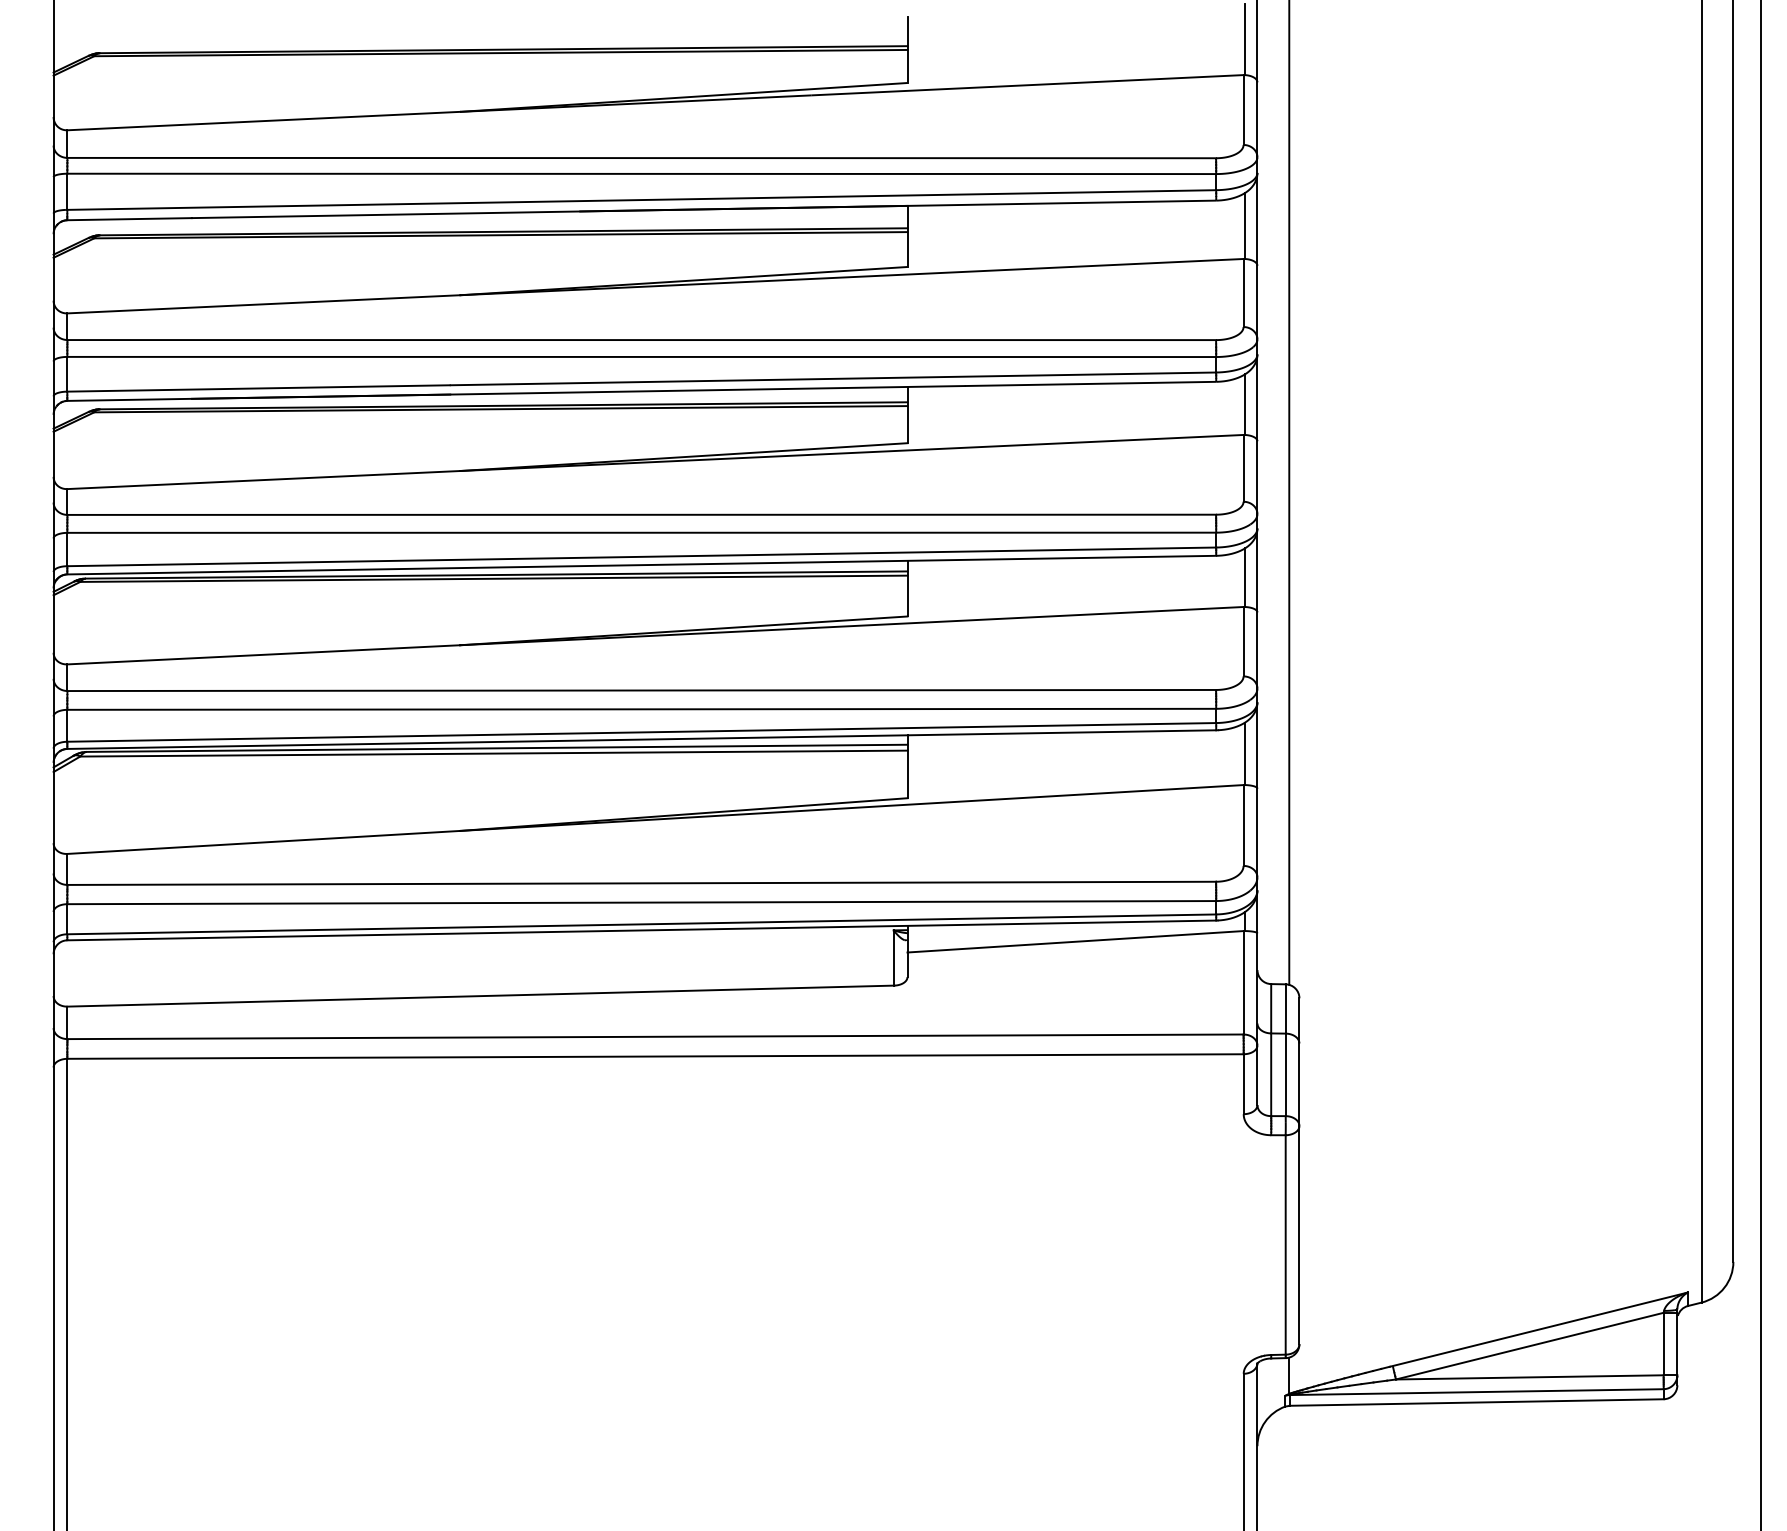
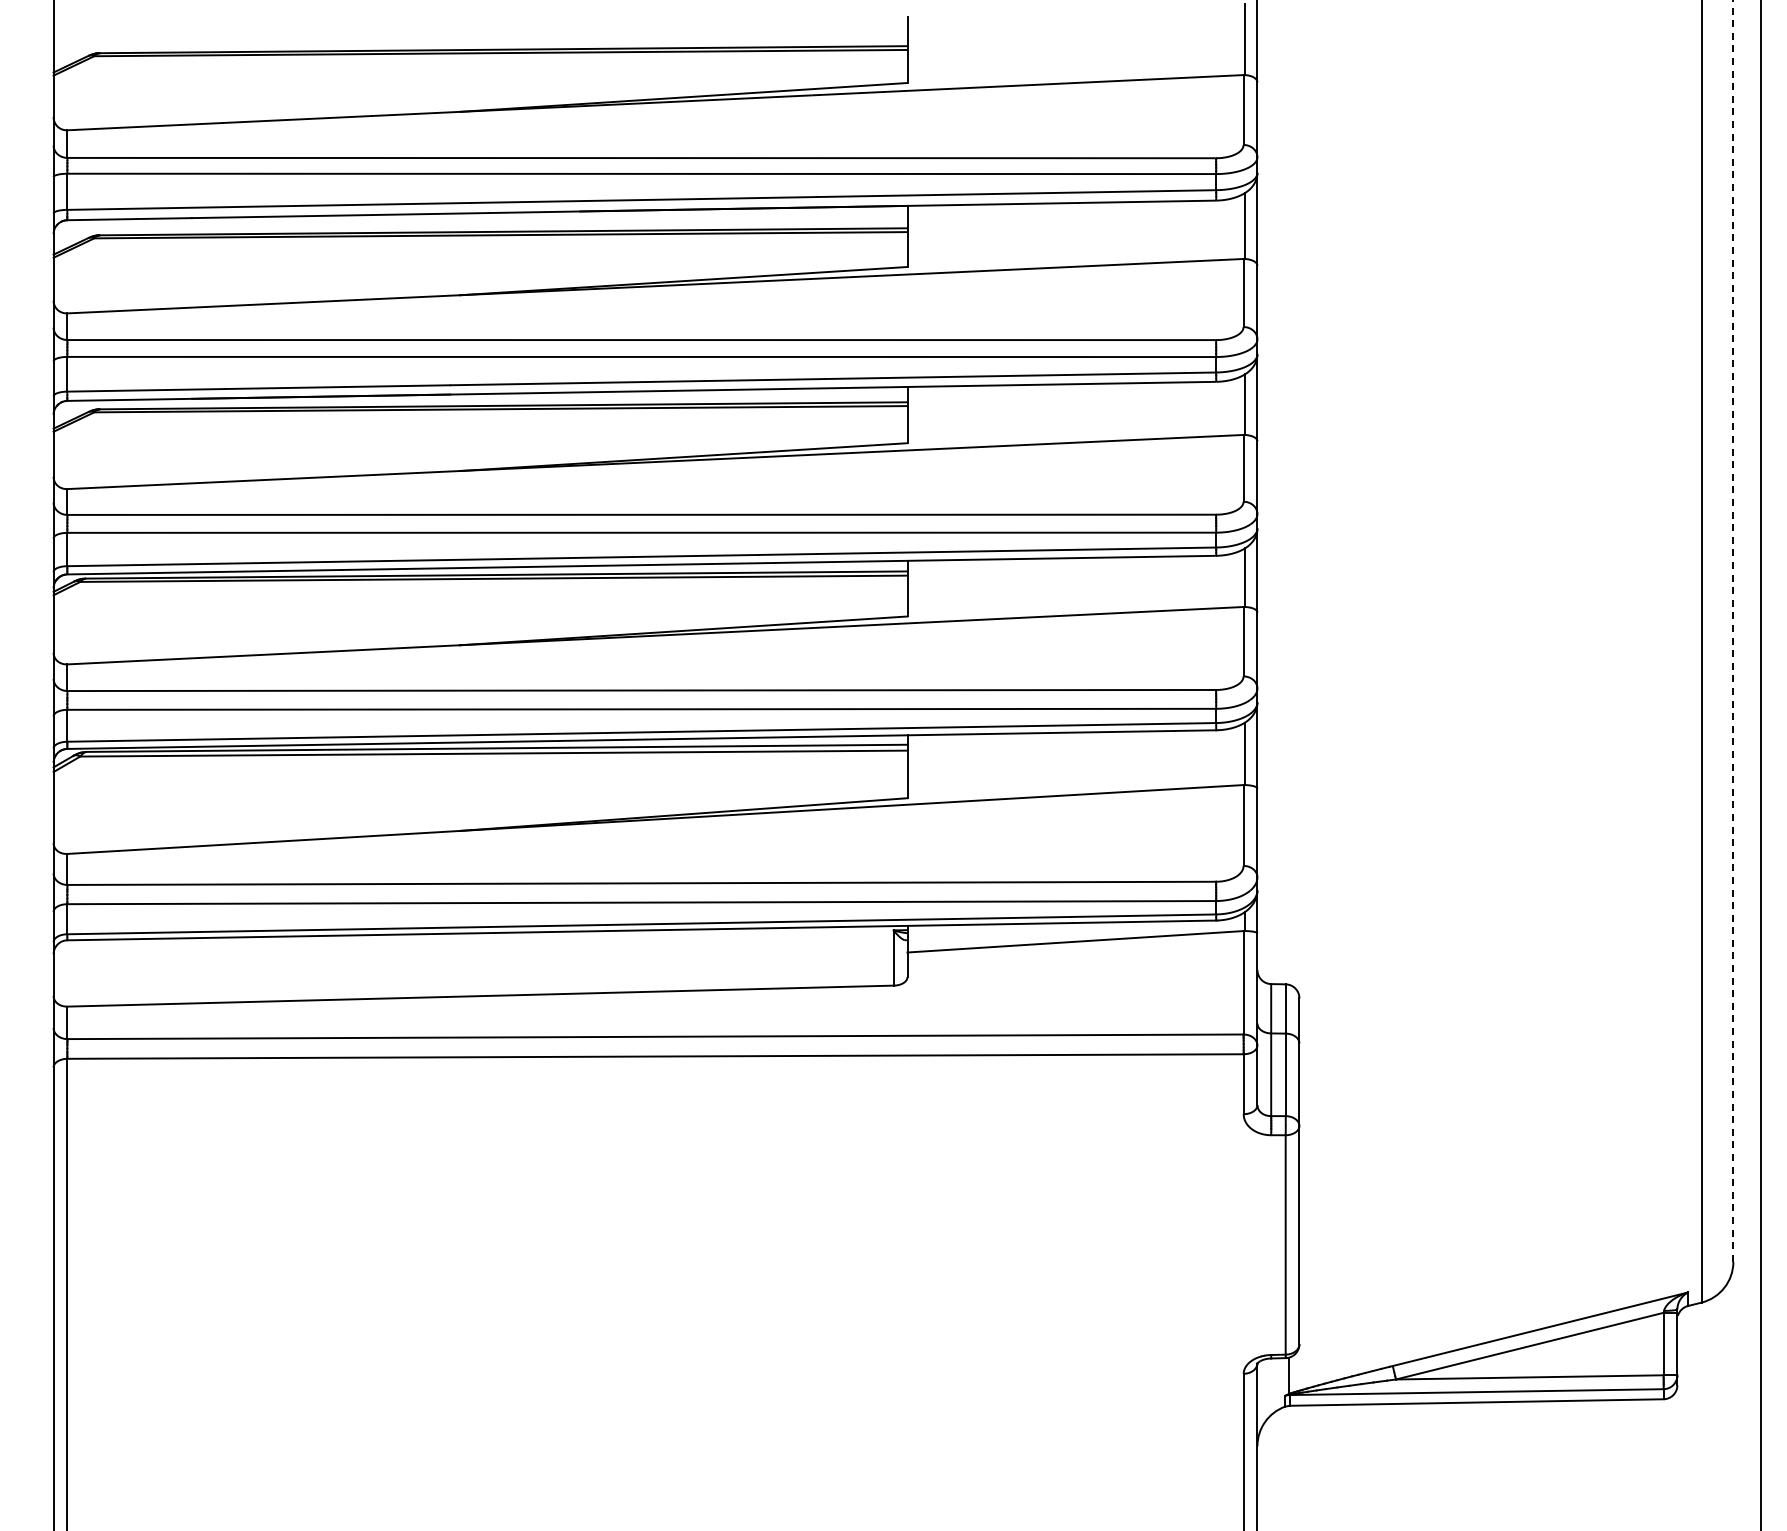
line: present -> none (1289, 493)
line: solid -> dashed (1733, 630)
